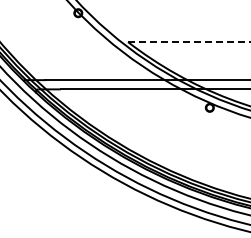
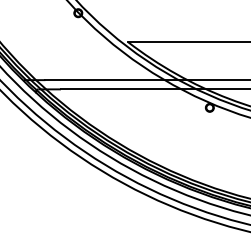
line: dashed -> solid (189, 42)
